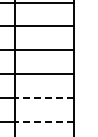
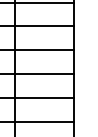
line: dashed -> solid (44, 97)
line: dashed -> solid (44, 121)
